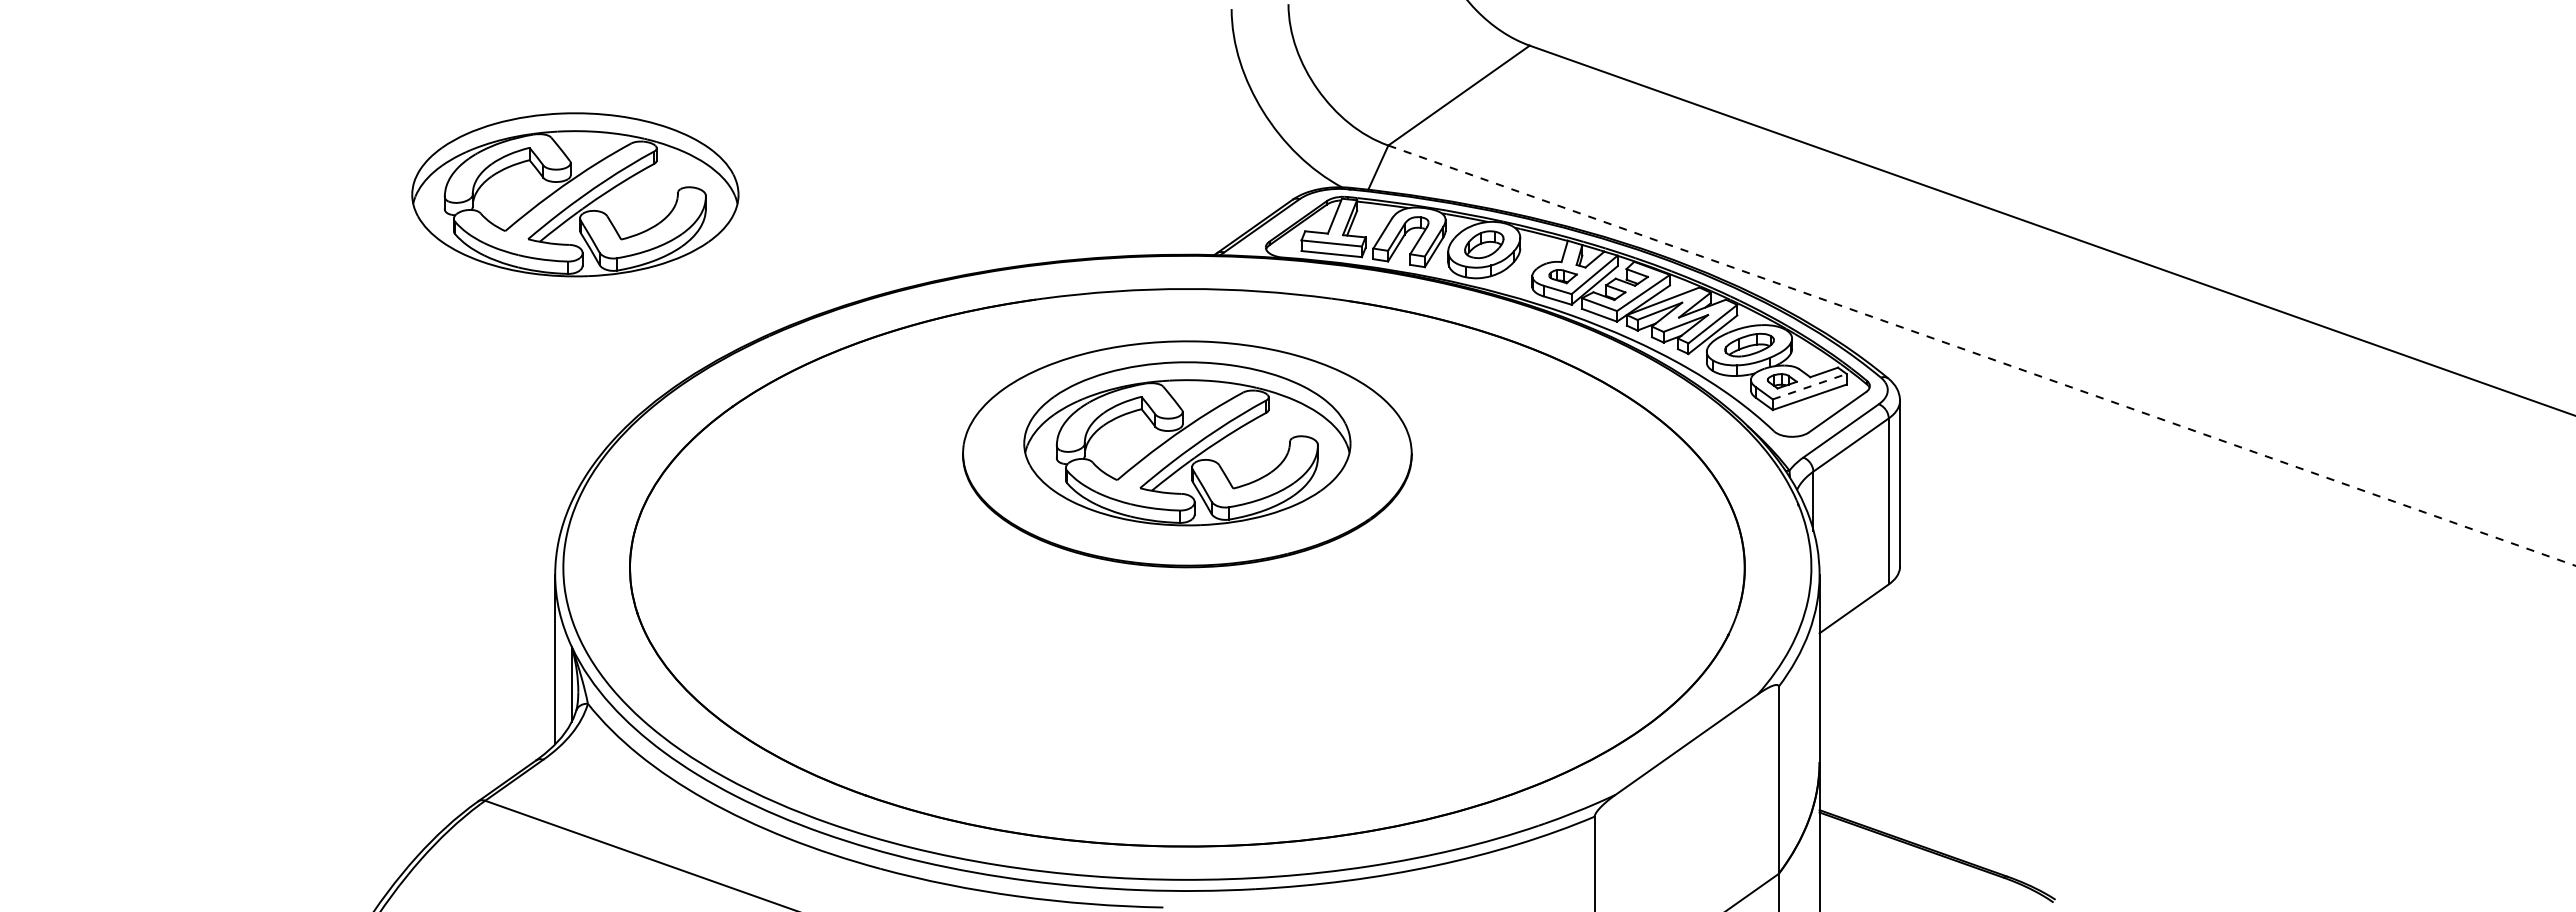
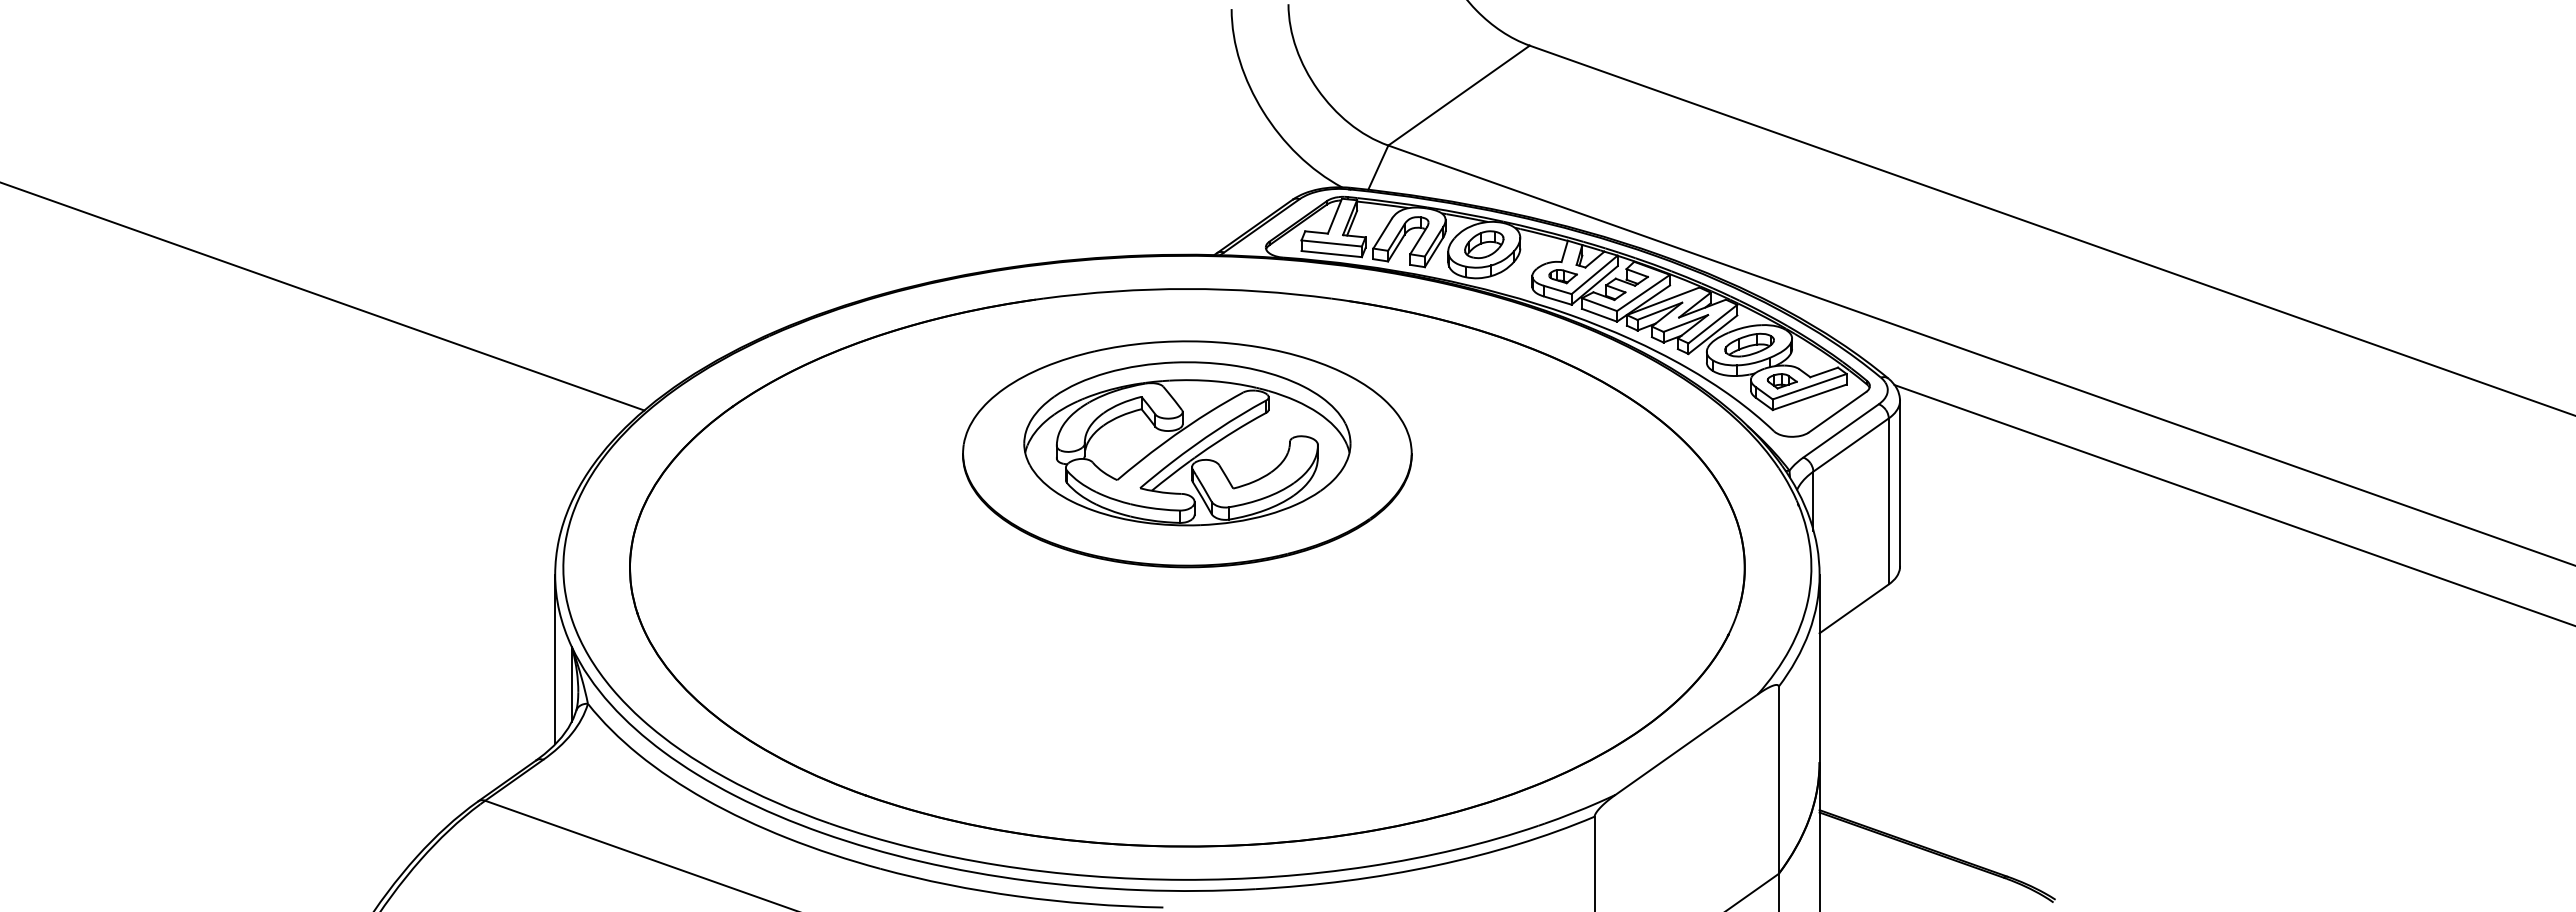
part: present -> none (575, 194)
line: none -> present (323, 296)
line: dashed -> solid (1982, 355)
line: dashed -> solid (1810, 386)
line: none -> present (2233, 505)
